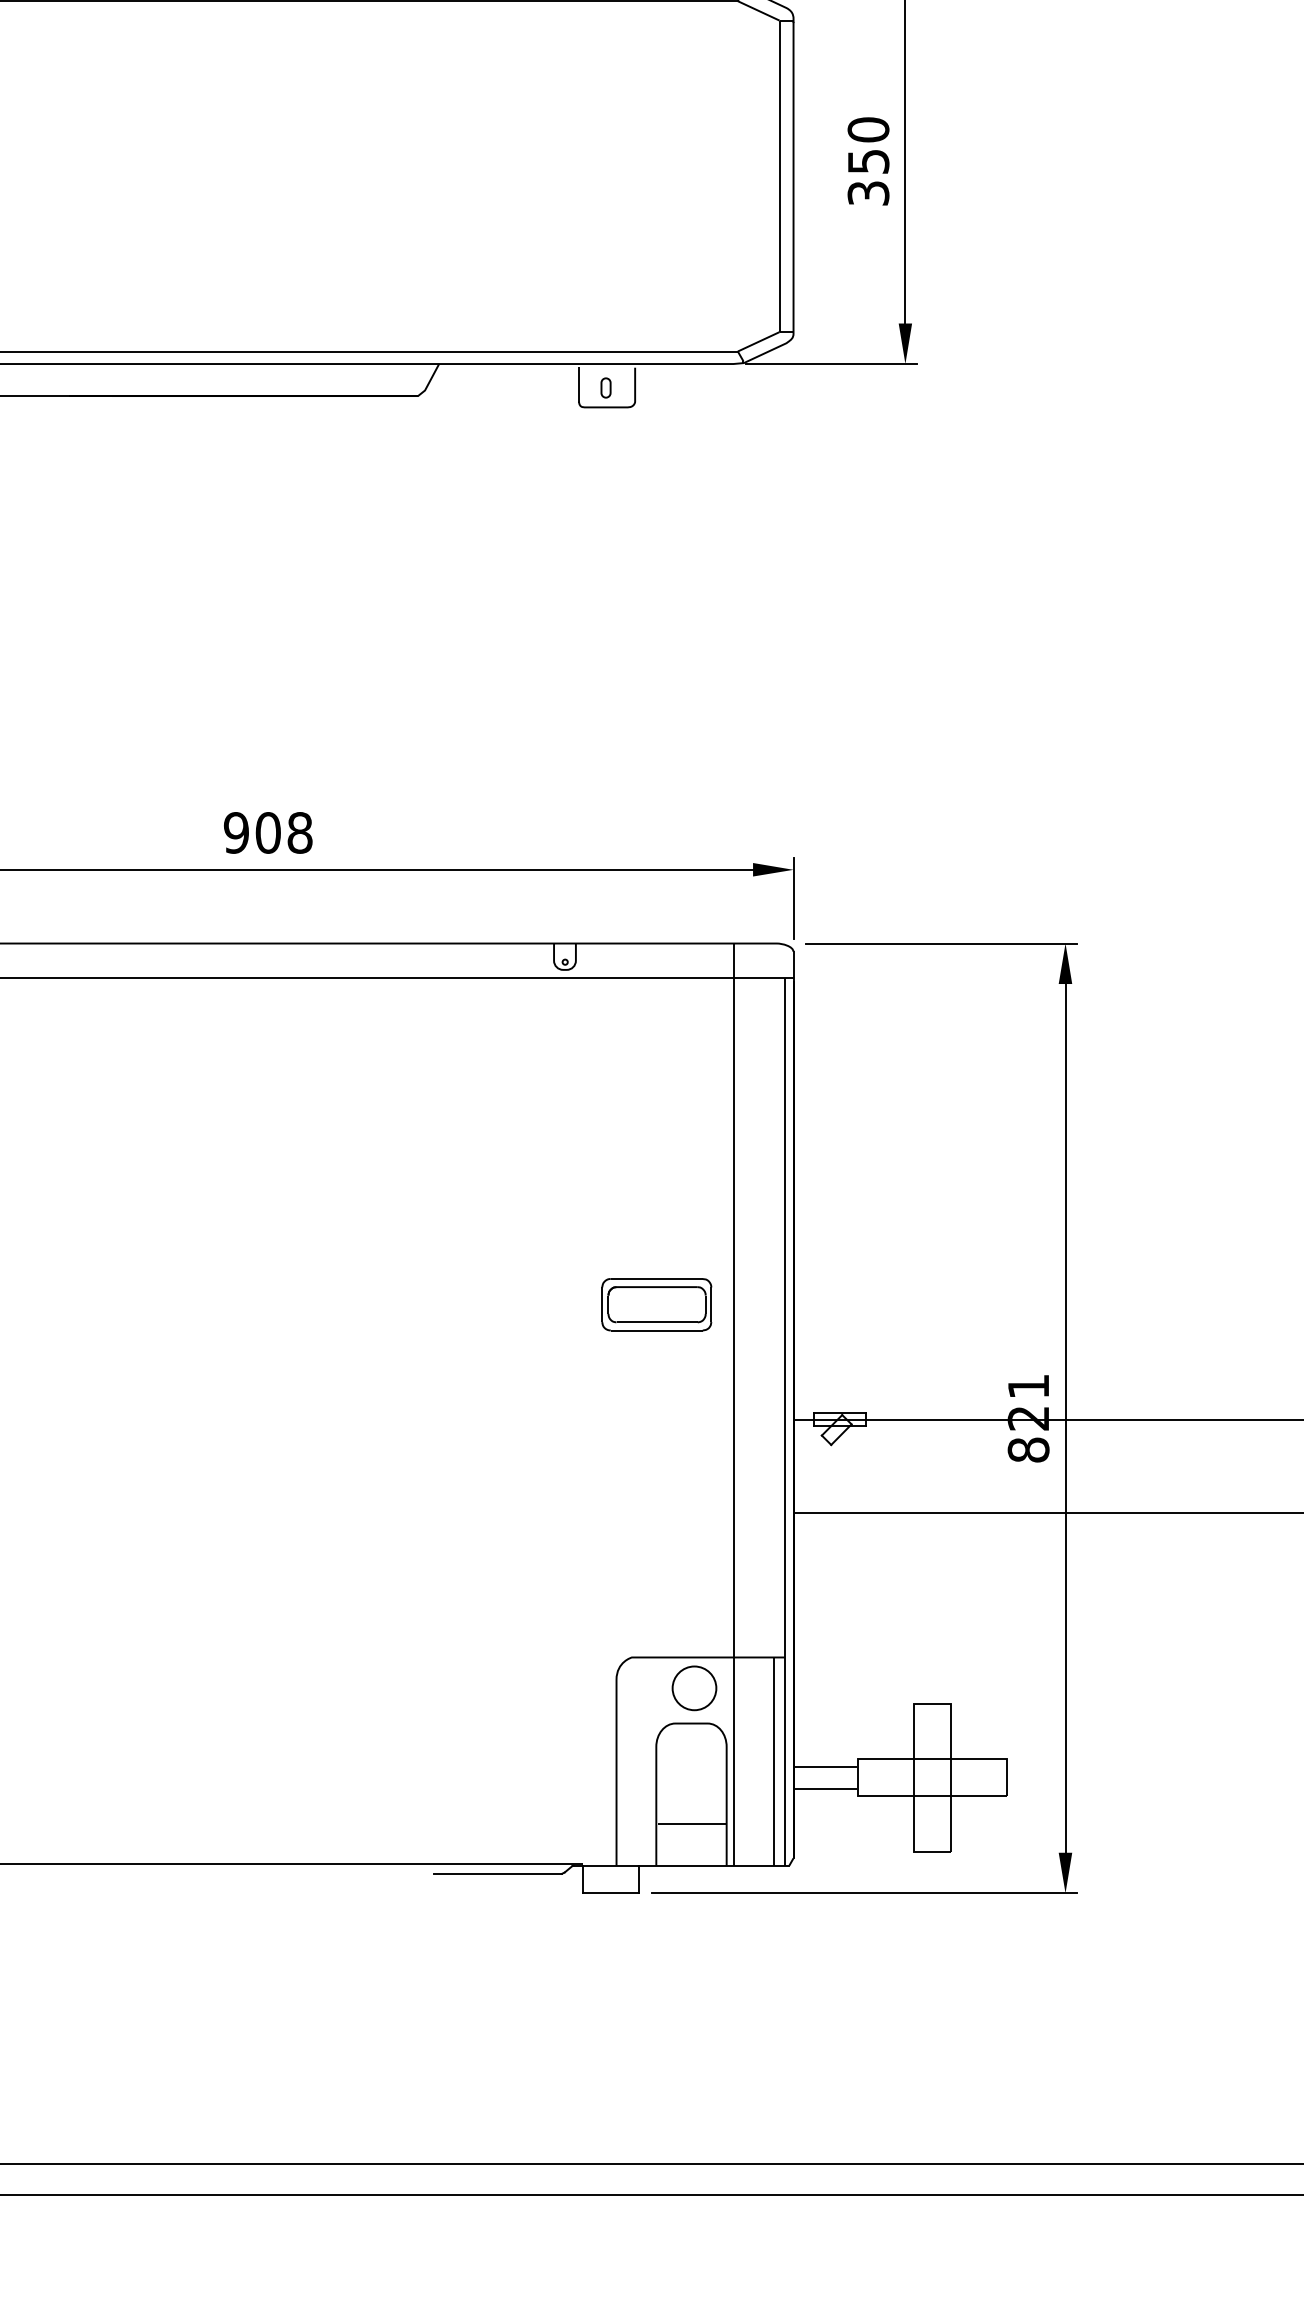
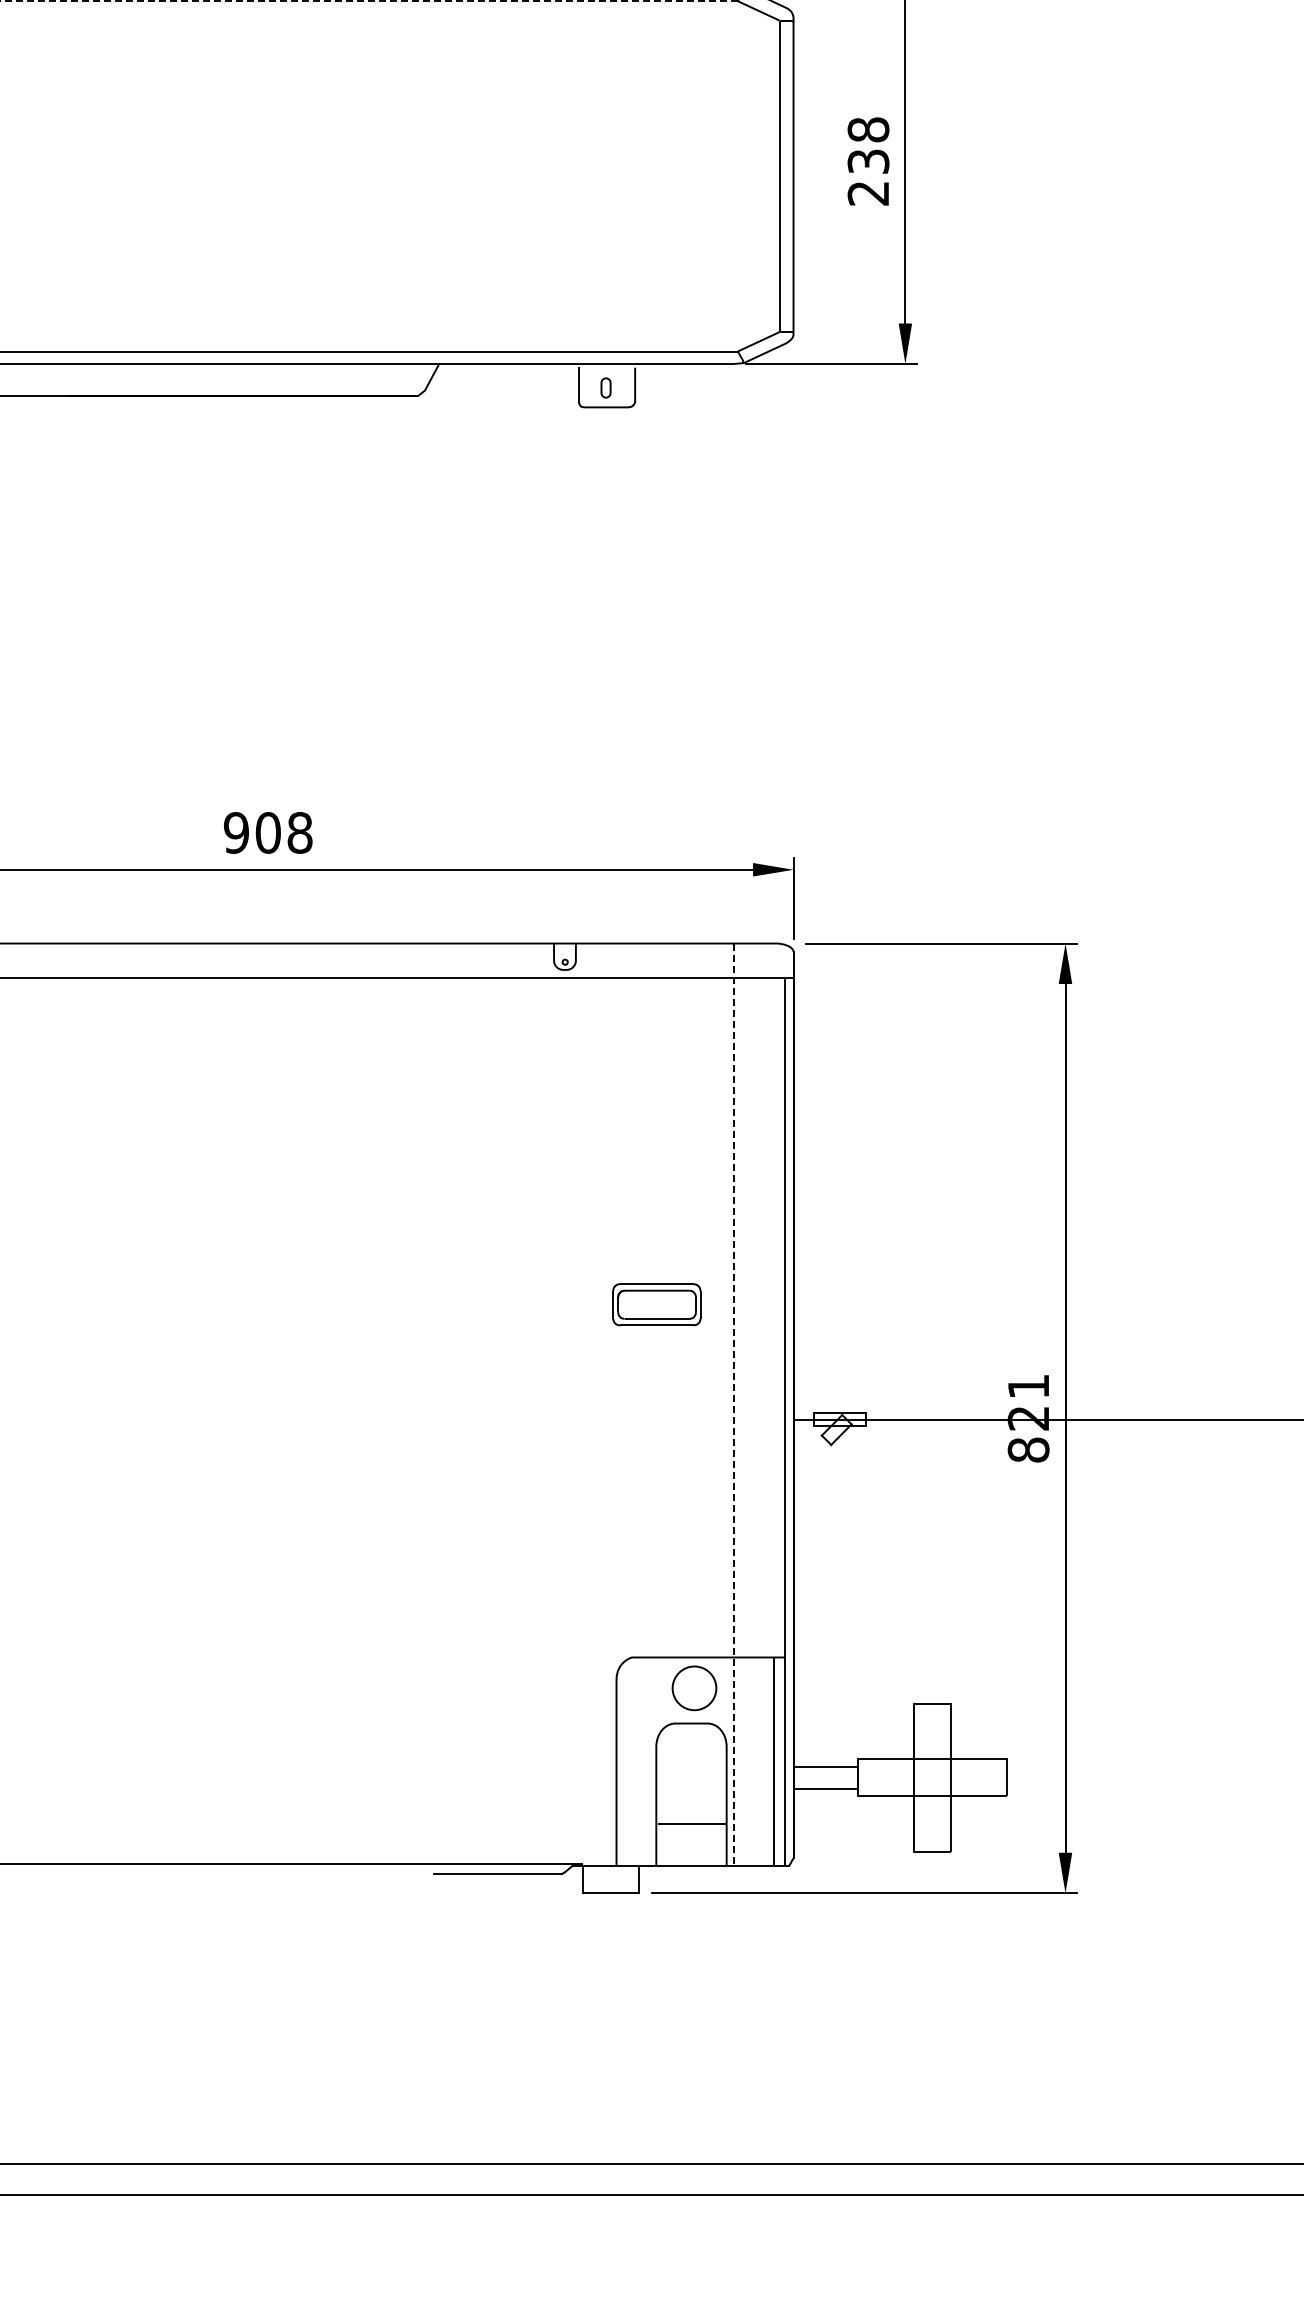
line: solid -> dashed (368, 1)
text: 350 -> 238 (868, 161)
part size: 112x54 px -> 90x44 px (656, 1304)
line: solid -> dashed (733, 1405)
line: present -> none (1047, 1513)
